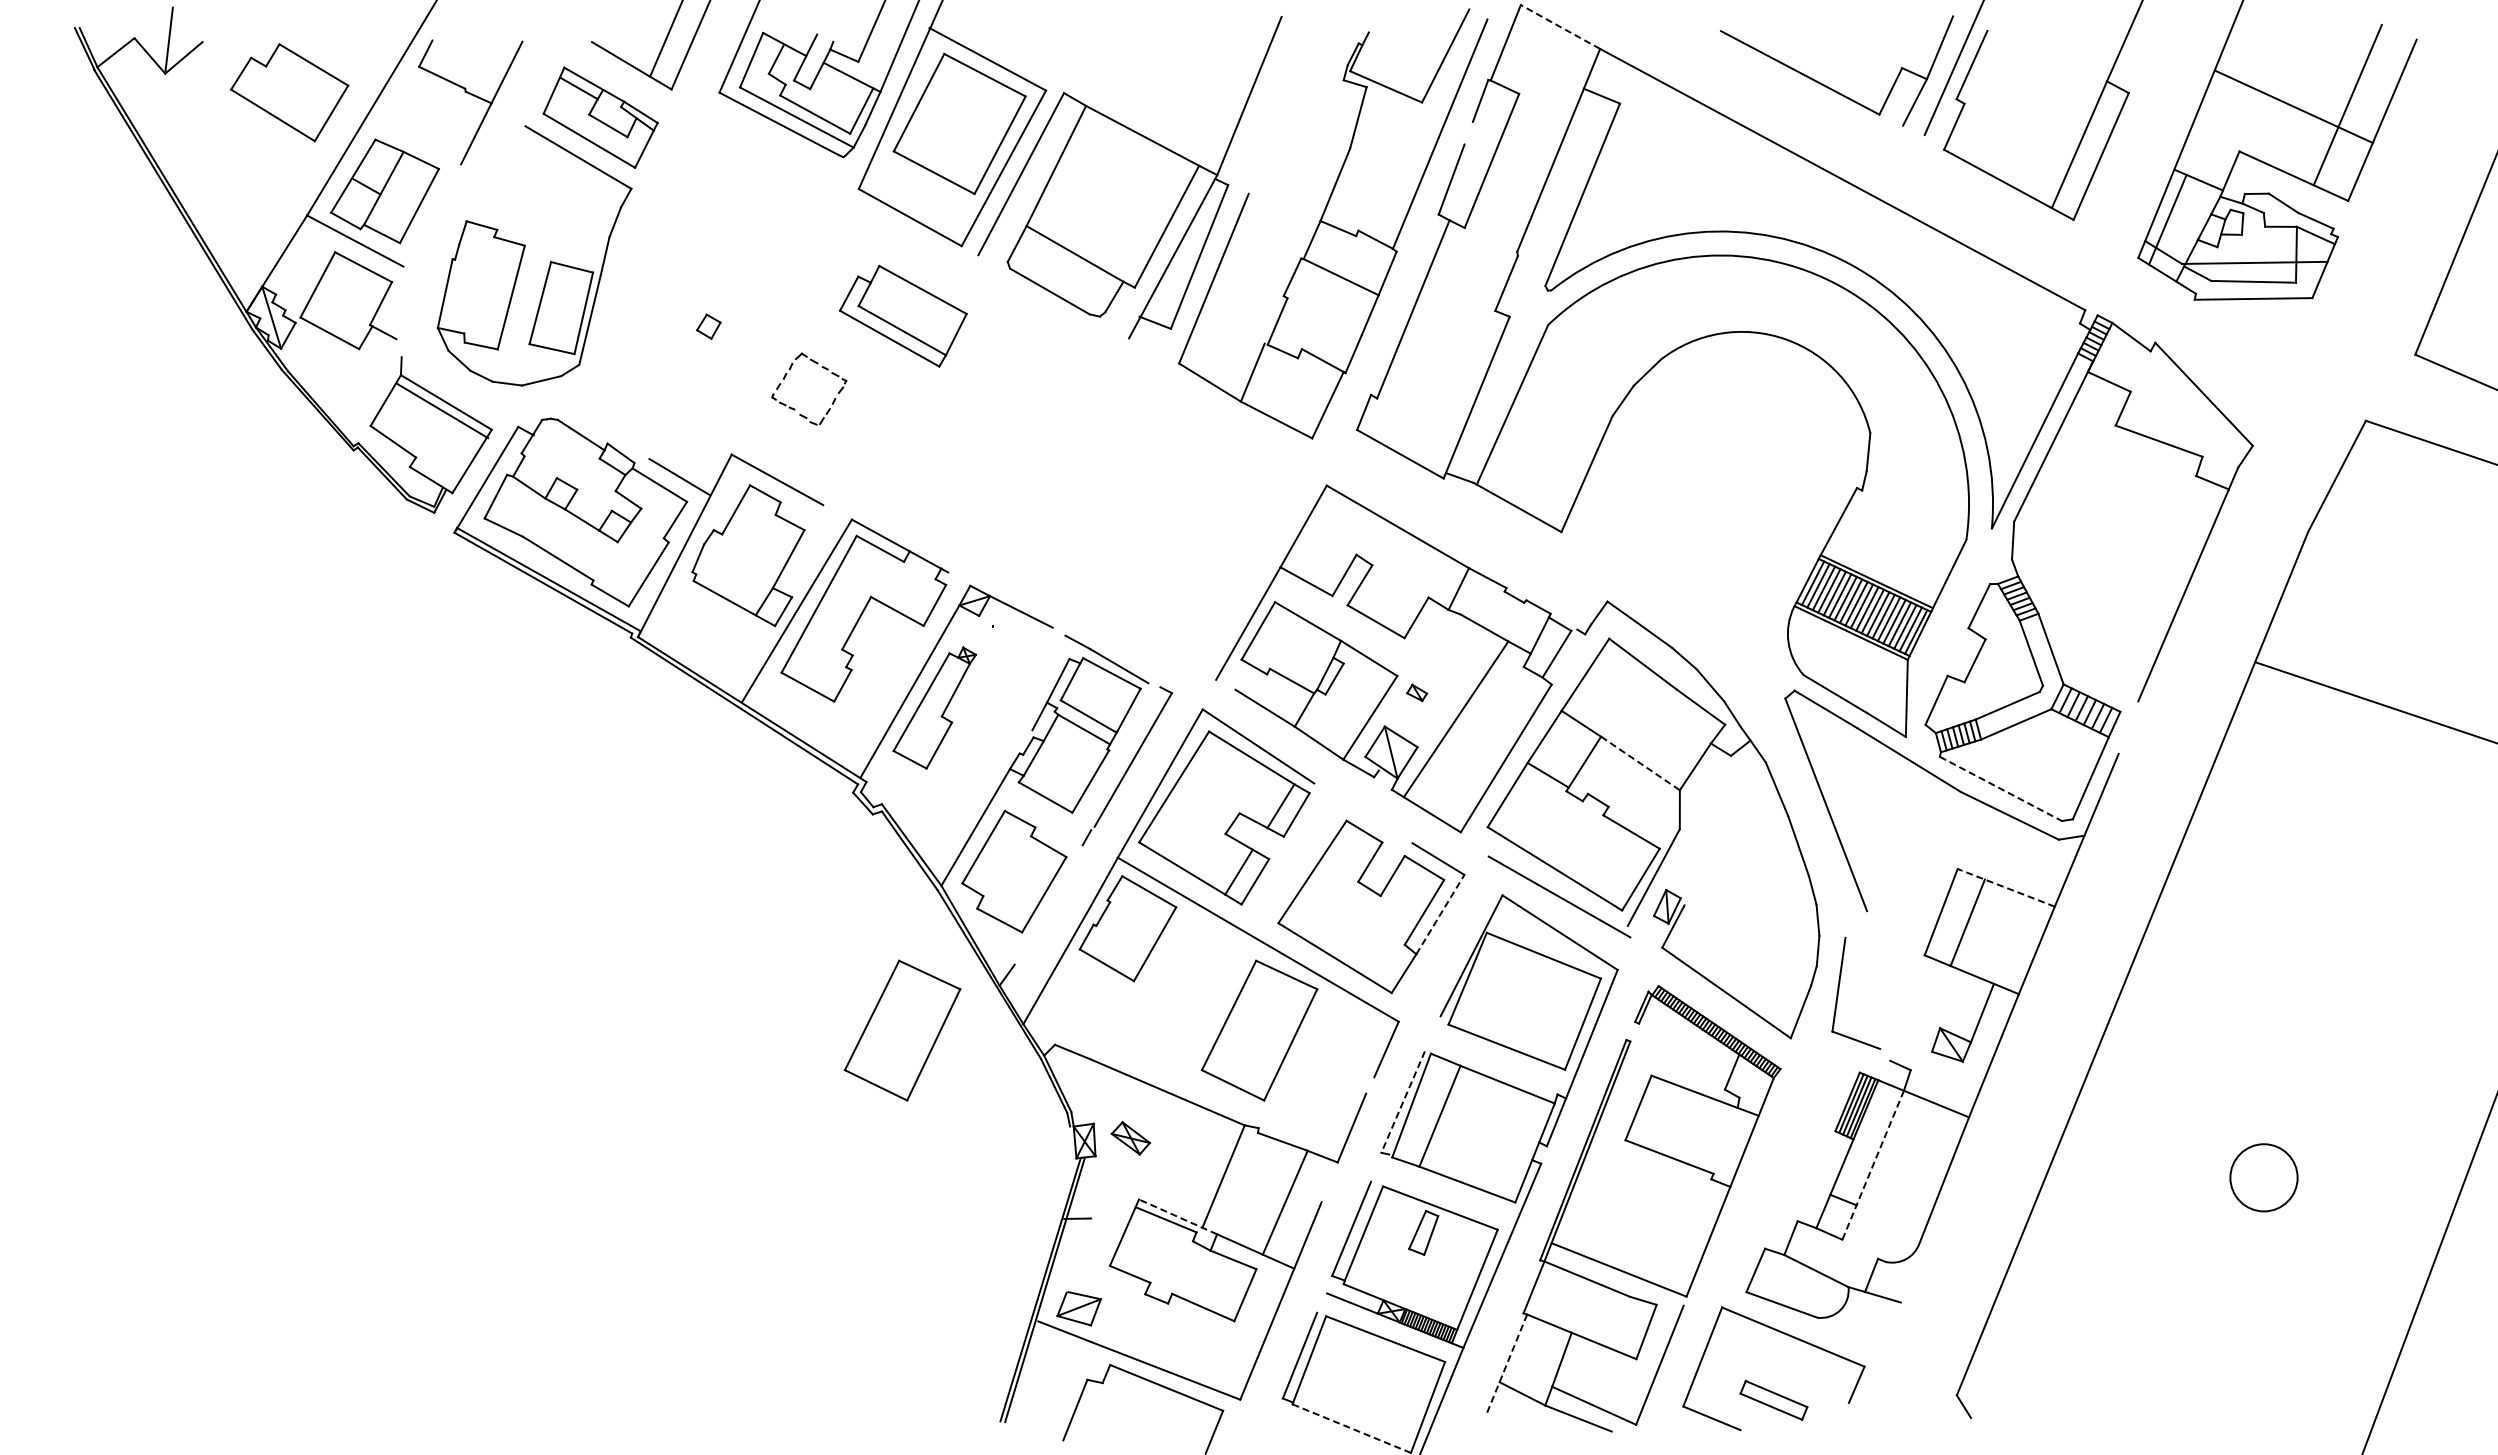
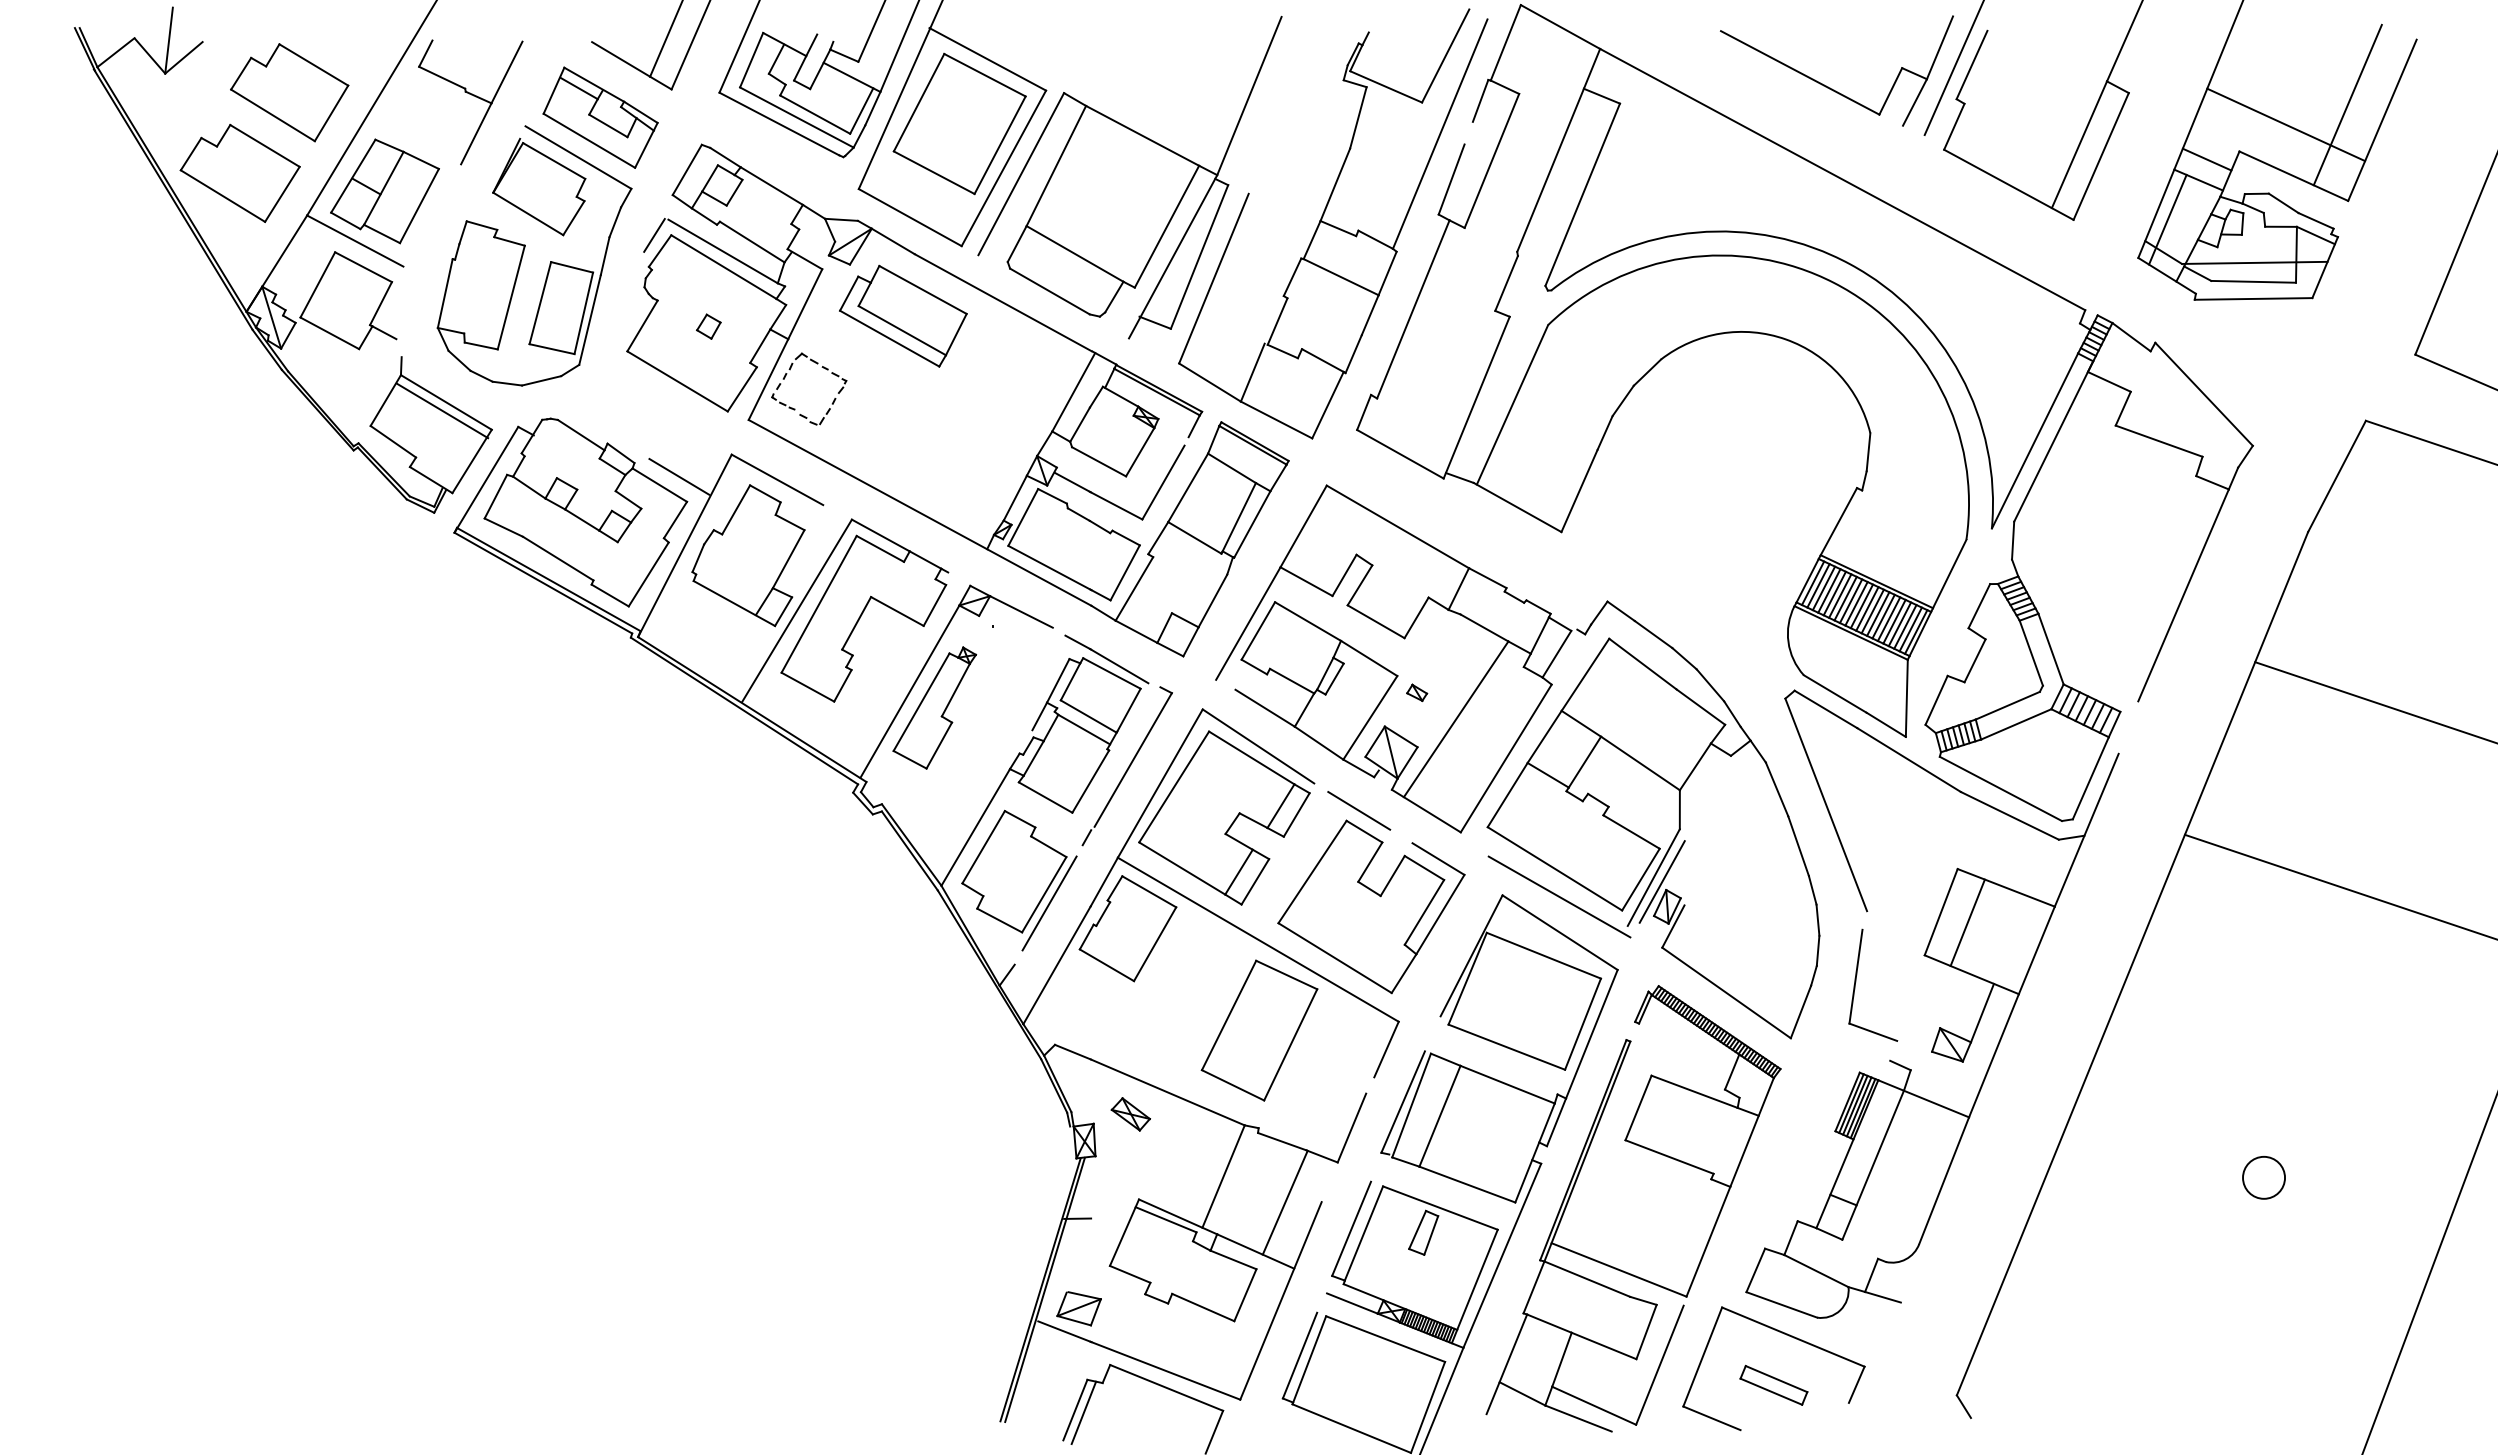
line: dashed -> solid (1560, 26)
line position: (2294, 106) -> (2286, 124) (2286, 124)
line: none -> present (2206, 159)
part: none -> present (239, 172)
part: none -> present (539, 186)
part: none -> present (957, 400)
line: dashed -> solid (1640, 763)
line: dashed -> solid (2000, 788)
line: none -> present (1359, 810)
line: none -> present (1661, 881)
line: none -> present (2339, 886)
line: dashed -> solid (2005, 887)
line: none -> present (1049, 903)
line: dashed -> solid (1440, 914)
part position: (1839, 990) -> (1856, 982) (1856, 982)
part: present -> none (902, 1030)
line: dashed -> solid (1402, 1102)
part position: (1130, 1138) -> (1130, 1114) (1130, 1114)
line: dashed -> solid (1873, 1165)
circle diameter: 67 px -> 42 px (2264, 1177)
line: dashed -> solid (1178, 1216)
line: dashed -> solid (1506, 1364)
part position: (1773, 1399) -> (1773, 1384) (1773, 1384)
line: none -> present (1083, 1412)
line: dashed -> solid (1352, 1428)
